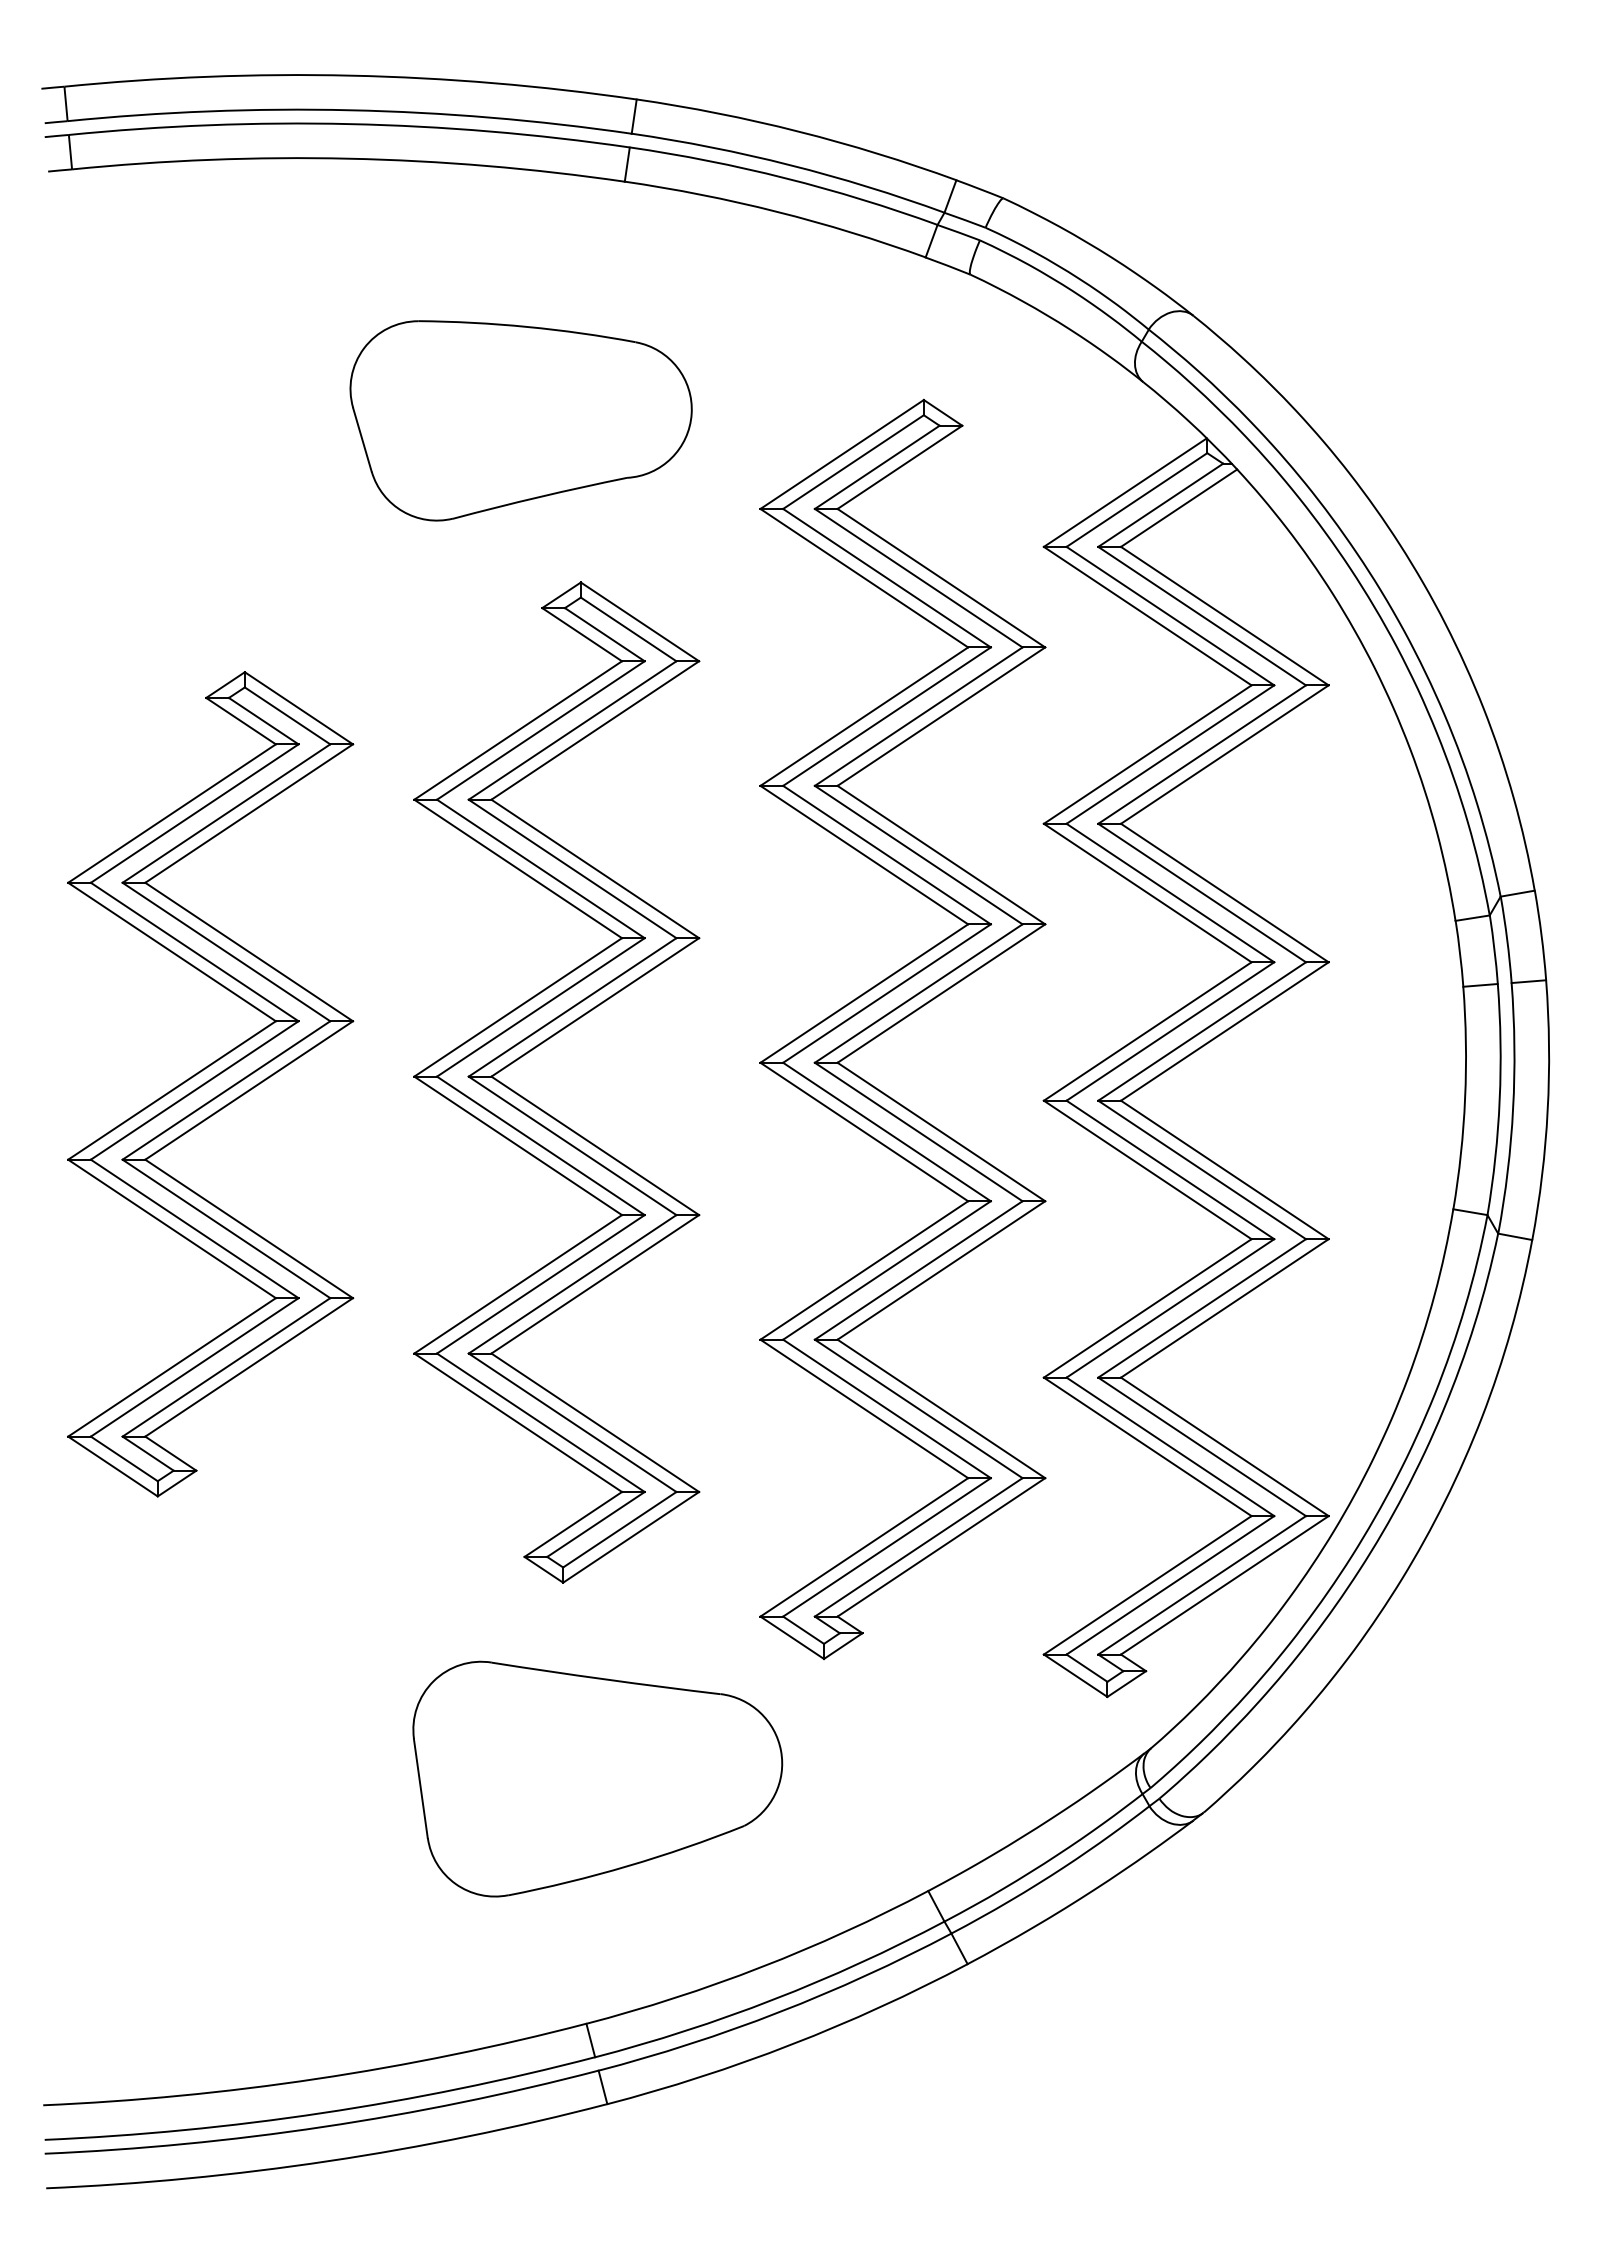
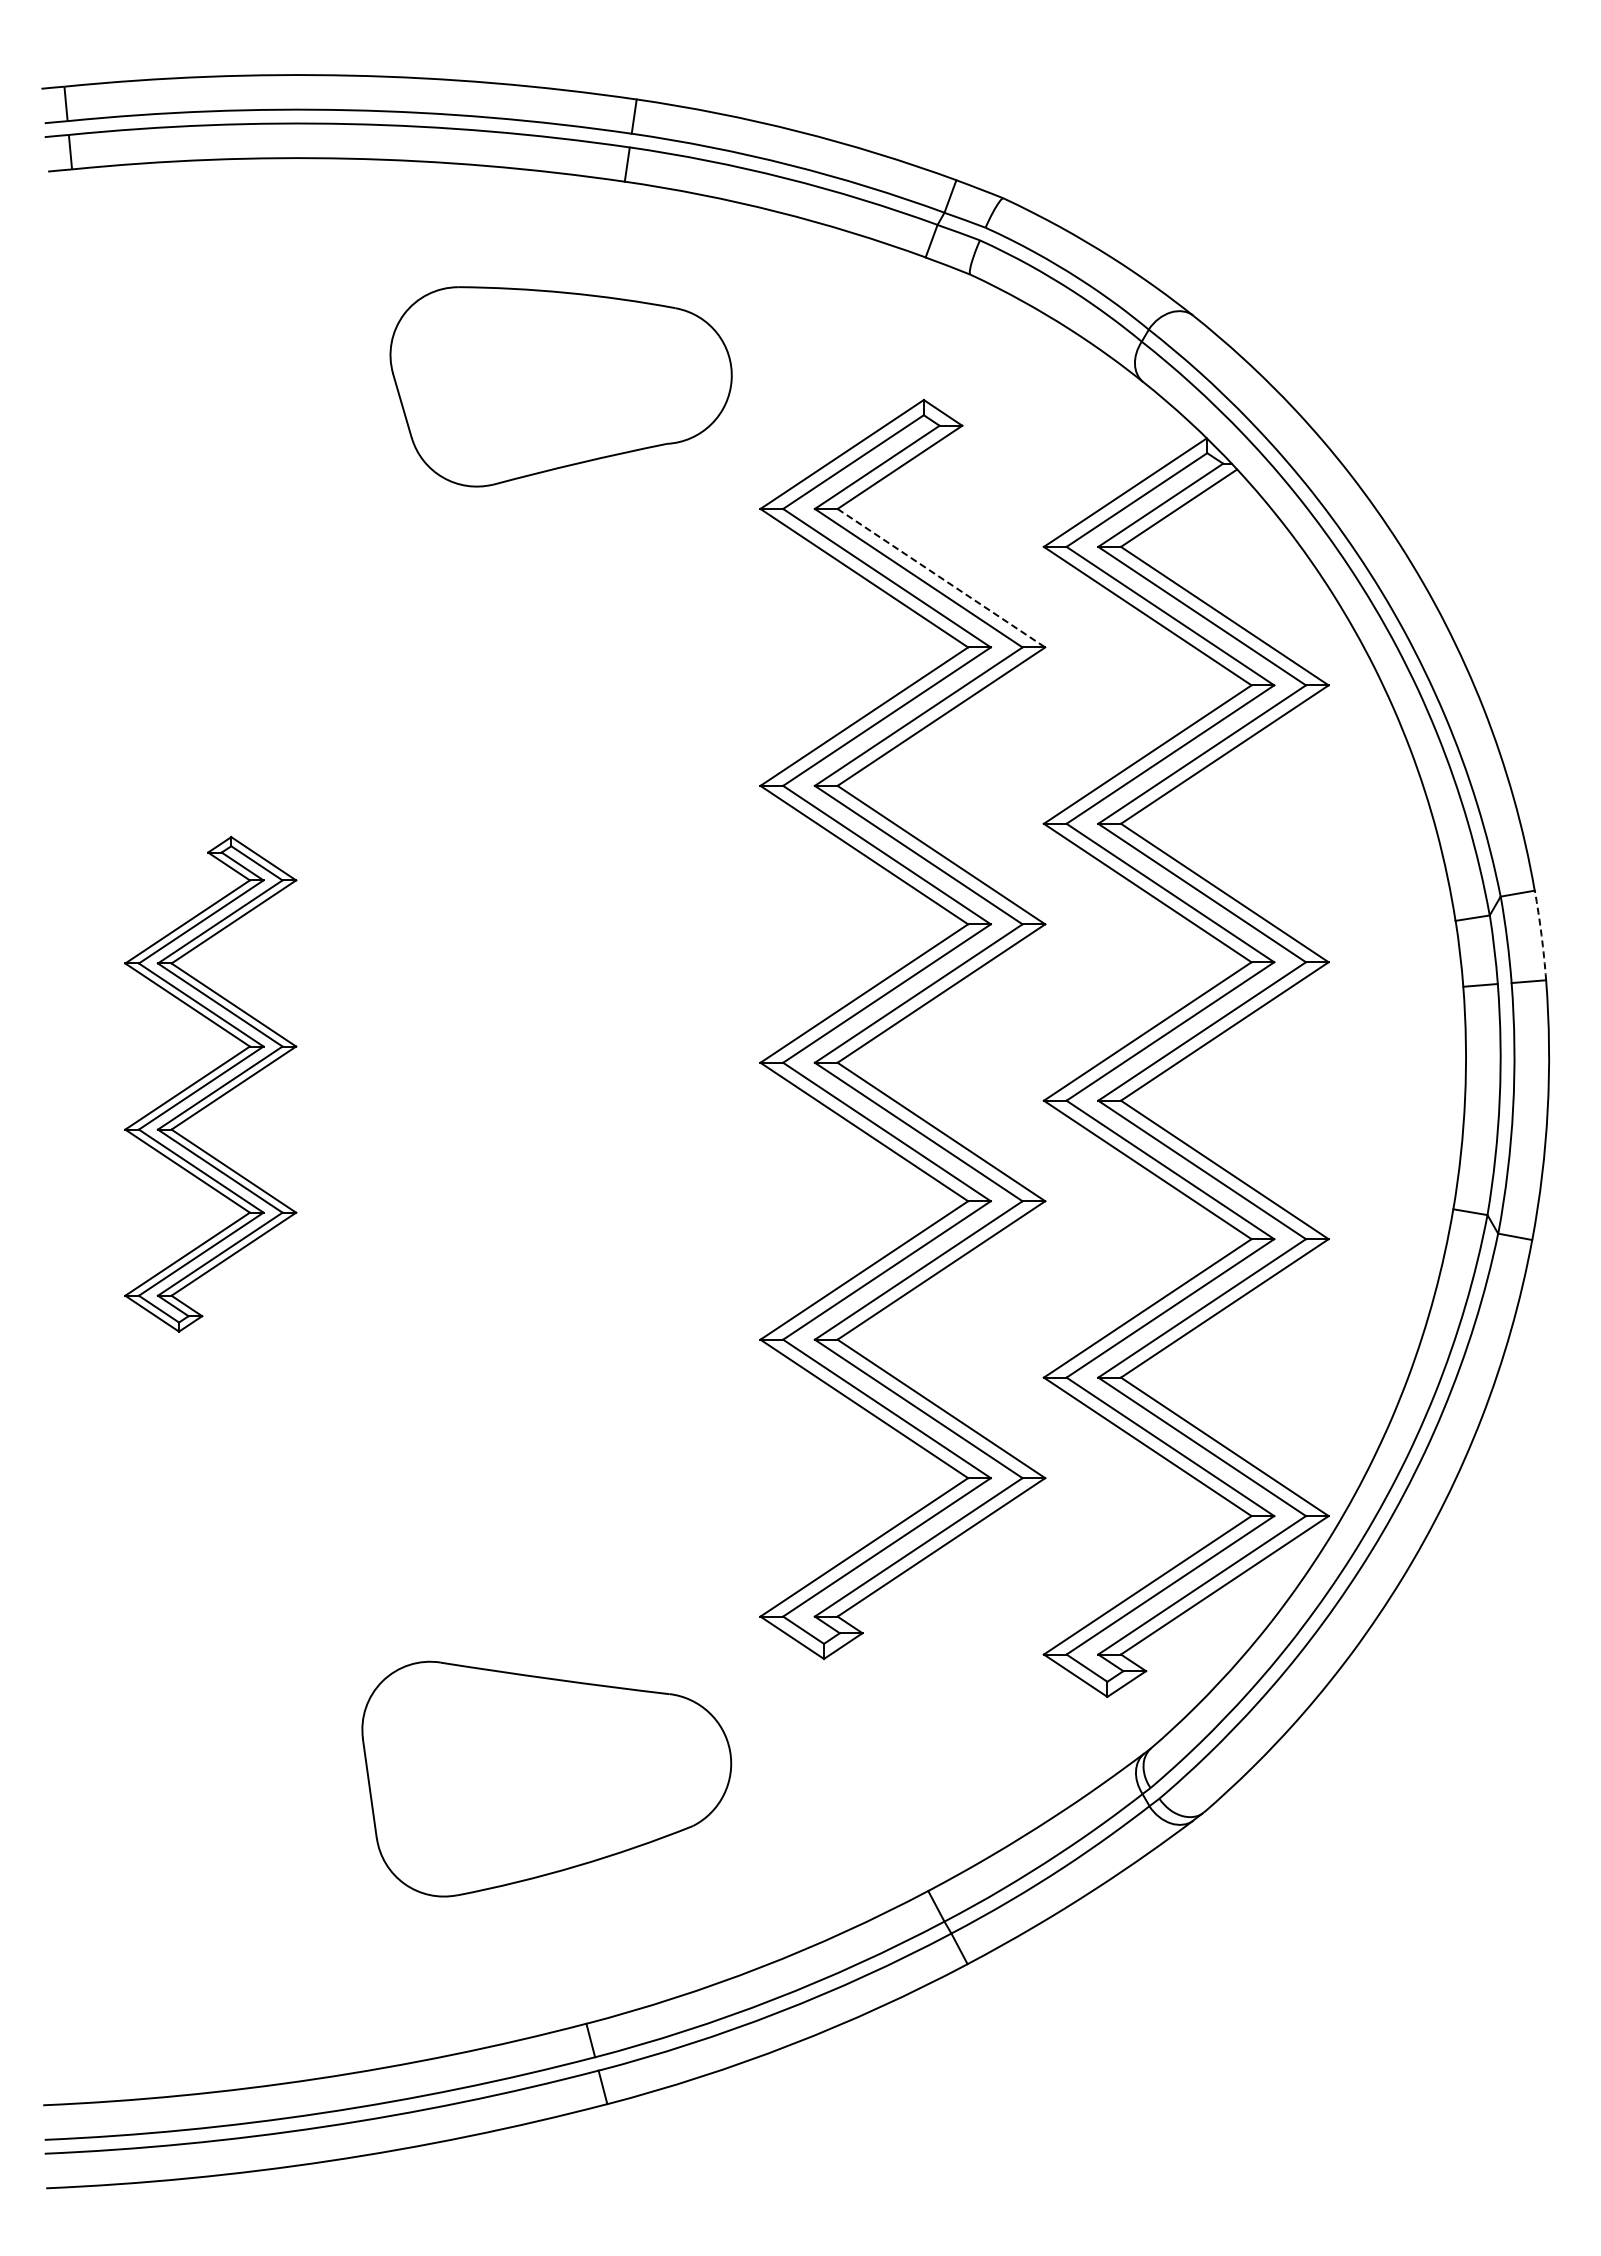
part position: (520, 420) -> (560, 386) (560, 386)
line: solid -> dashed (941, 578)
arc: solid -> dashed (1541, 935)
part size: 288x827 px -> 174x497 px (210, 1084)
part: present -> none (538, 1106)
part position: (597, 1778) -> (546, 1778) (546, 1778)
